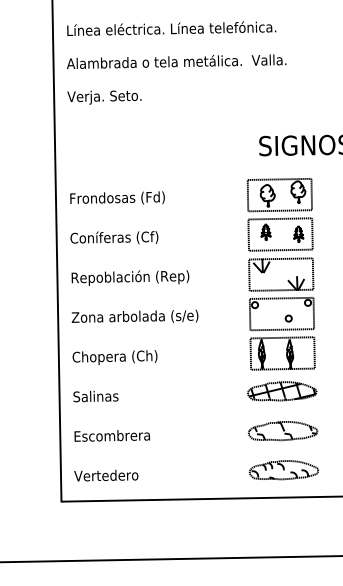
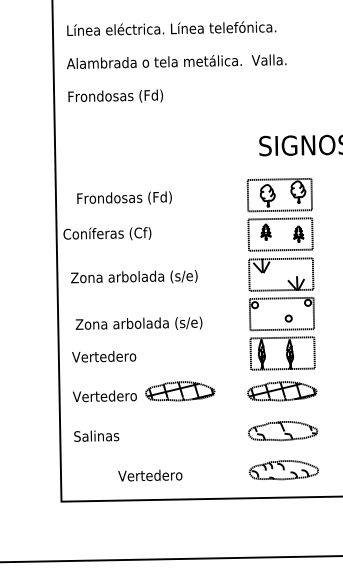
text: Verja. Seto. -> Frondosas (Fd) (114, 96)
text position: (117, 197) -> (124, 197) (124, 197)
text position: (114, 237) -> (107, 233) (107, 233)
text: Repoblación (Rep) -> Zona arbolada (s/e) (134, 277)
text position: (134, 315) -> (138, 322) (138, 322)
text: Chopera (Ch) -> Vertedero (114, 357)
part: none -> present (180, 391)
text: Salinas -> Vertedero (104, 396)
text: Escombrera -> Salinas (112, 435)
text position: (106, 475) -> (150, 475) (150, 475)
